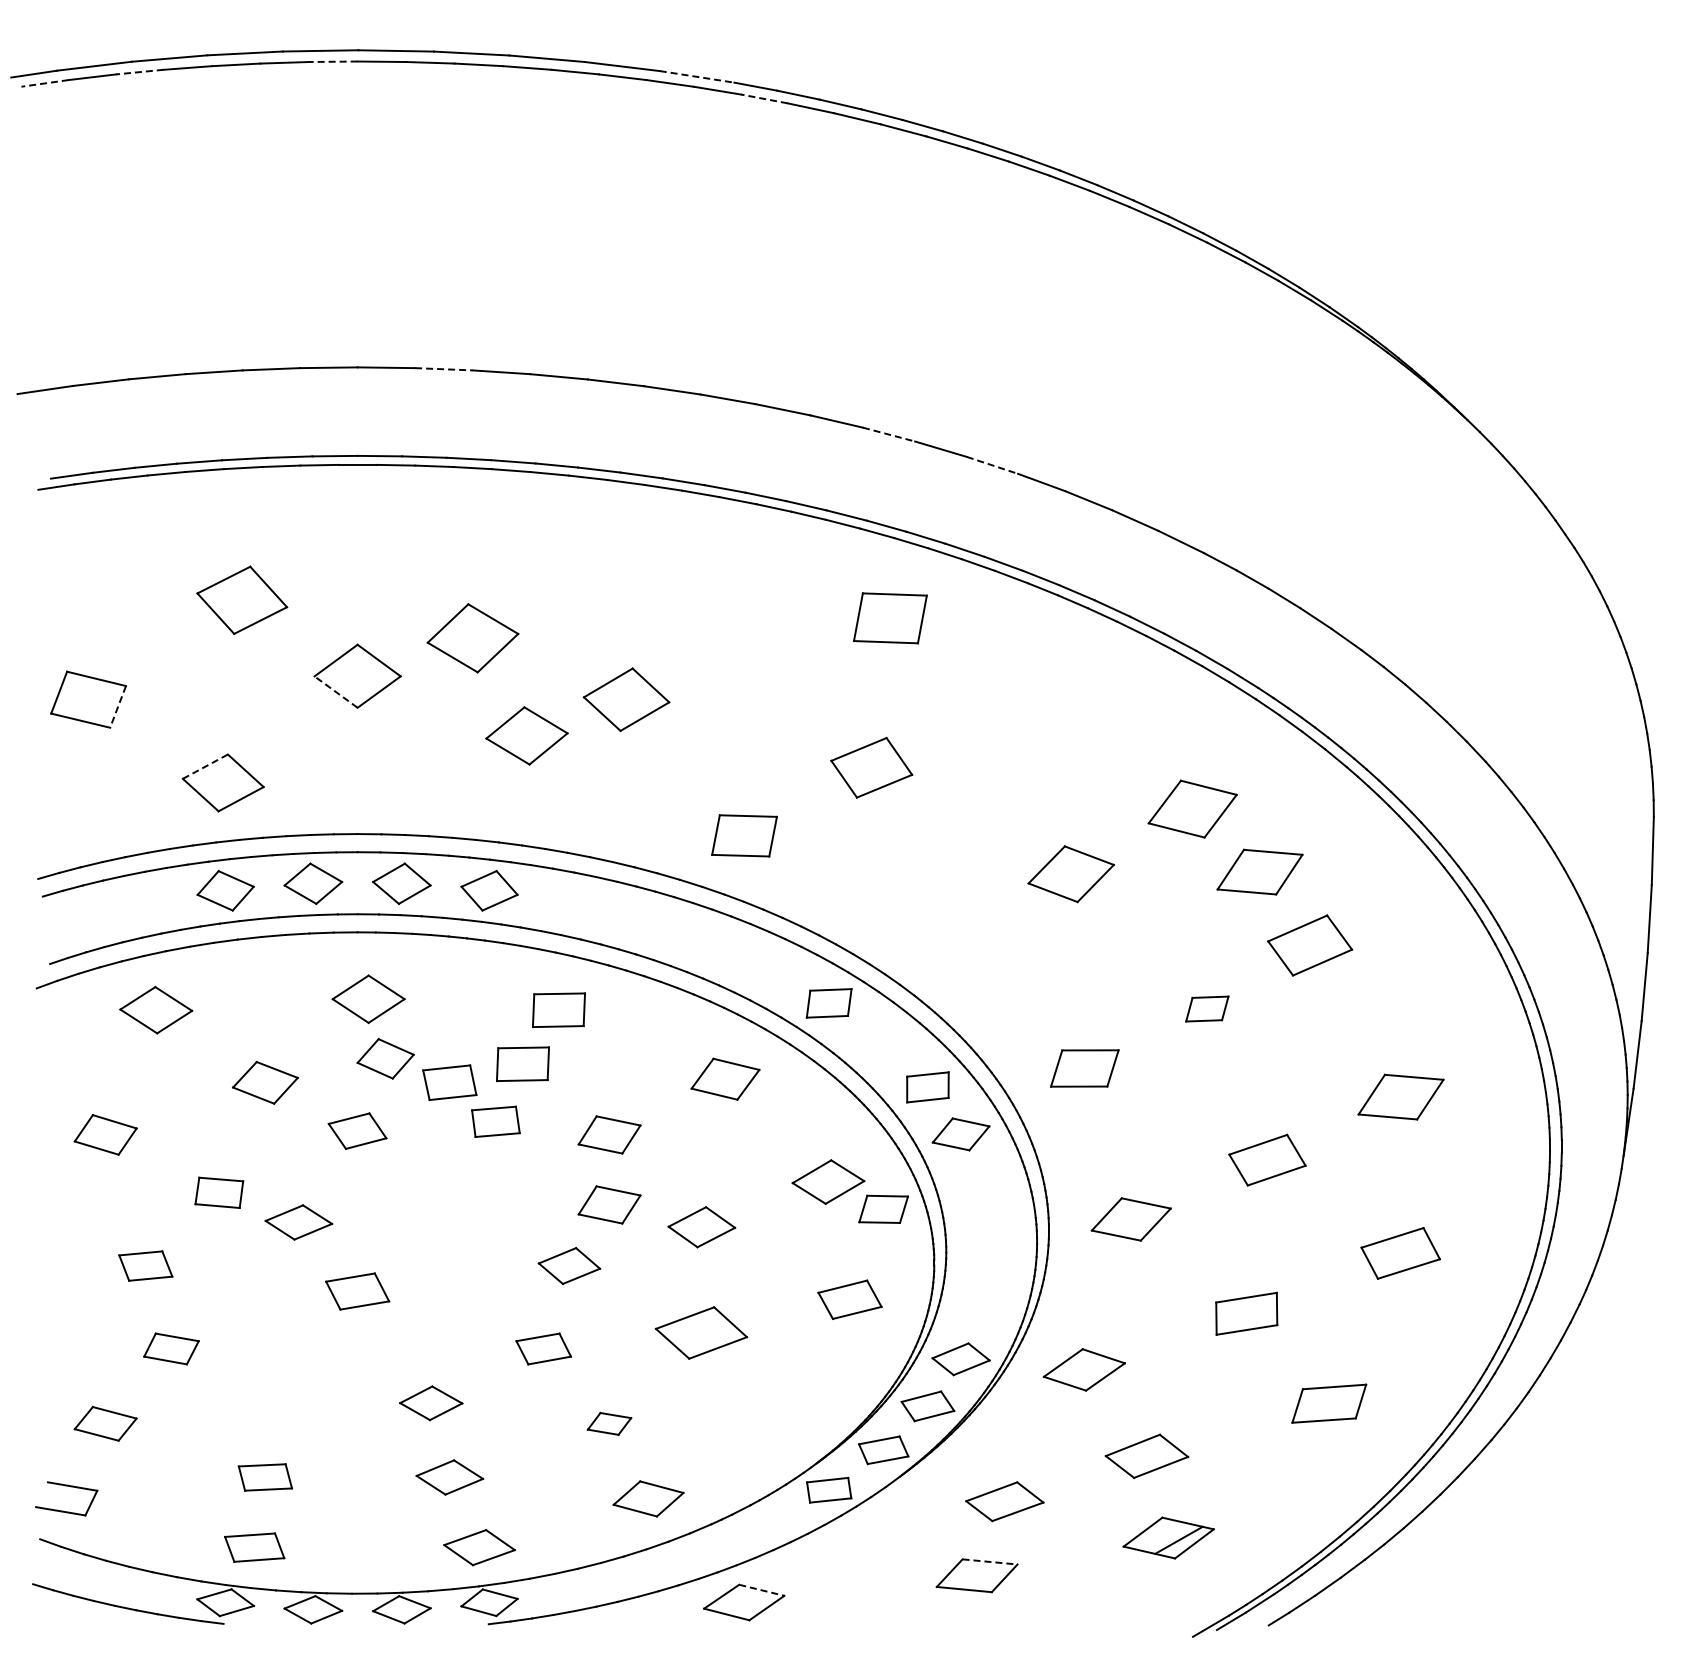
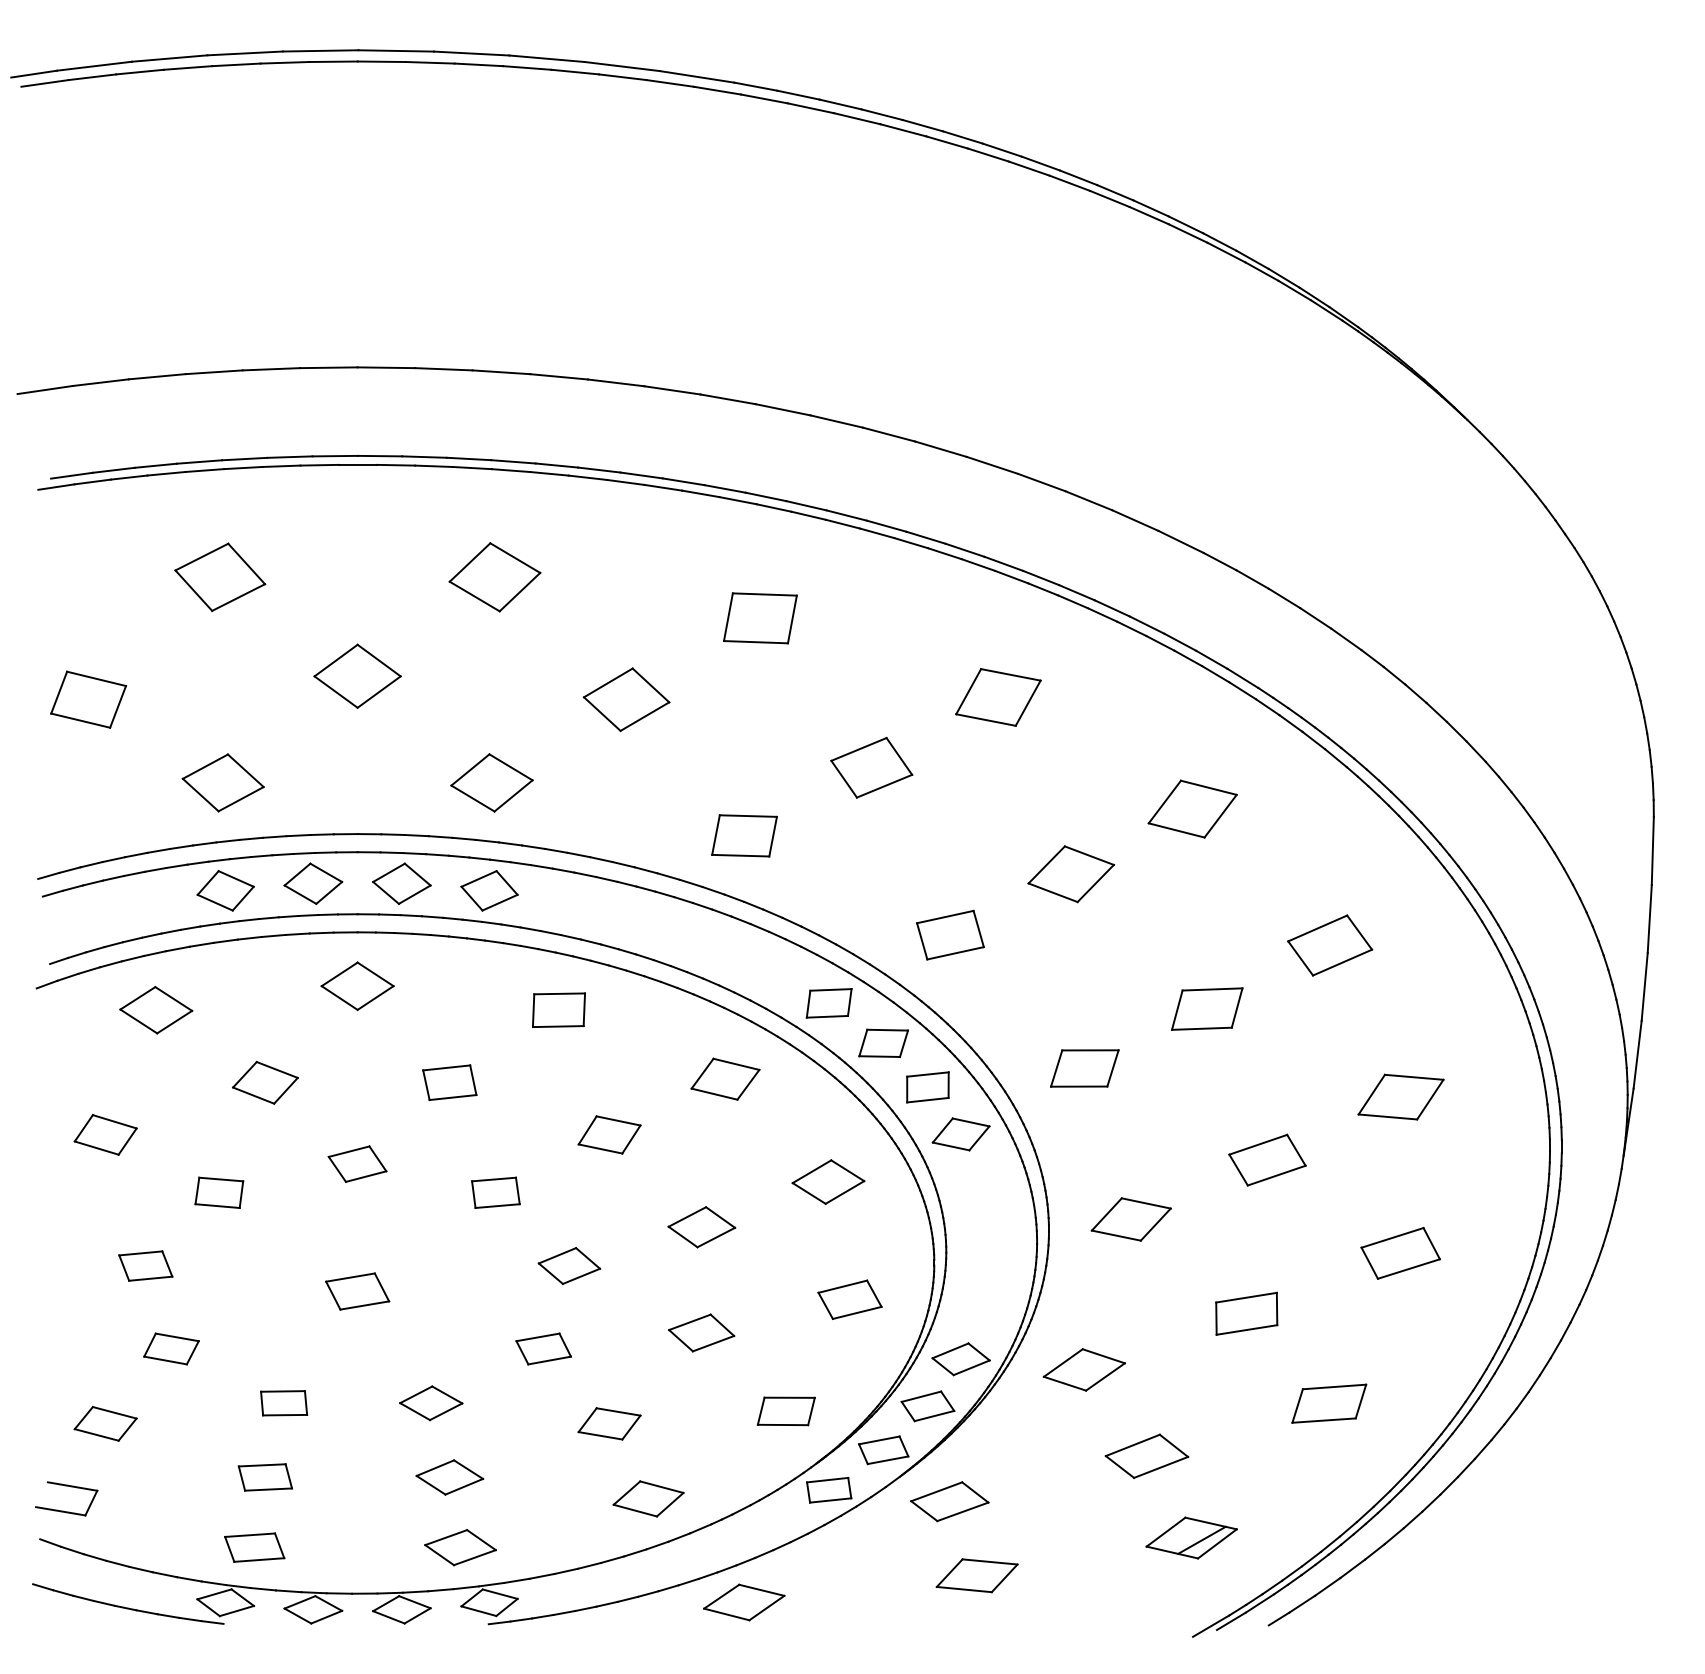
line: dashed -> solid (332, 61)
line: dashed -> solid (140, 72)
line: dashed -> solid (697, 76)
line: dashed -> solid (45, 83)
line: dashed -> solid (764, 98)
line: dashed -> solid (443, 369)
line: dashed -> solid (889, 434)
line: dashed -> solid (992, 465)
part position: (242, 599) -> (220, 576) (220, 576)
part position: (890, 618) -> (760, 618) (760, 618)
part position: (472, 638) -> (494, 577) (494, 577)
line: dashed -> solid (336, 692)
part: none -> present (998, 697)
line: dashed -> solid (117, 707)
part position: (526, 735) -> (491, 782) (491, 782)
line: dashed -> solid (205, 766)
part: present -> none (1259, 871)
part: none -> present (950, 934)
part position: (1310, 945) -> (1330, 945) (1330, 945)
part position: (368, 999) -> (357, 986) (357, 986)
part size: 45x28 px -> 73x44 px (1207, 1008)
part: present -> none (385, 1058)
part: present -> none (522, 1063)
part position: (495, 1121) -> (495, 1192) (495, 1192)
part position: (357, 1130) -> (357, 1163) (357, 1163)
part: present -> none (609, 1204)
part position: (883, 1208) -> (883, 1042) (883, 1042)
part: present -> none (298, 1222)
part size: 95x54 px -> 68x40 px (701, 1332)
part: none -> present (284, 1403)
part: none -> present (785, 1411)
part size: 47x25 px -> 65x34 px (609, 1423)
part position: (1004, 1501) -> (949, 1501) (949, 1501)
part position: (1168, 1537) -> (1191, 1537) (1191, 1537)
part position: (479, 1547) -> (460, 1547) (460, 1547)
line: dashed -> solid (990, 1561)
line: dashed -> solid (762, 1590)
